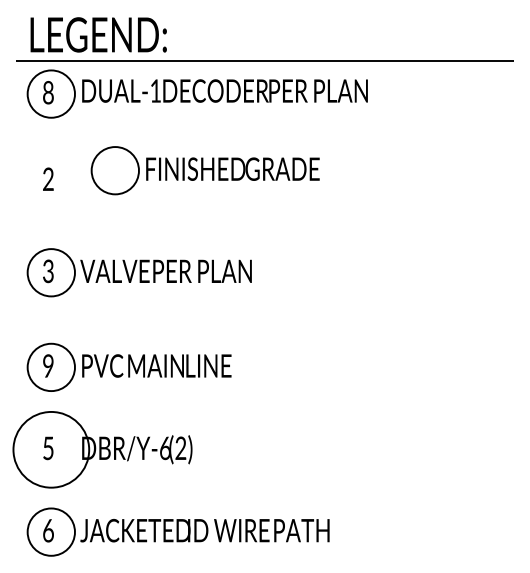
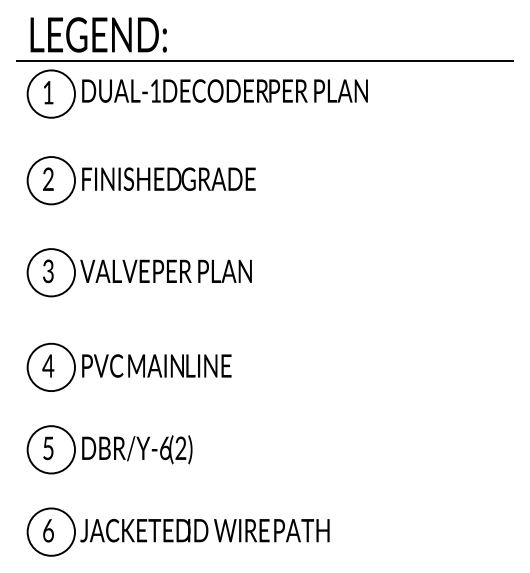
text: 8 -> 1 (48, 92)
part position: (204, 170) -> (140, 180) (140, 180)
text: 9 -> 4 (48, 365)
circle diameter: 76 px -> 47 px (50, 449)
